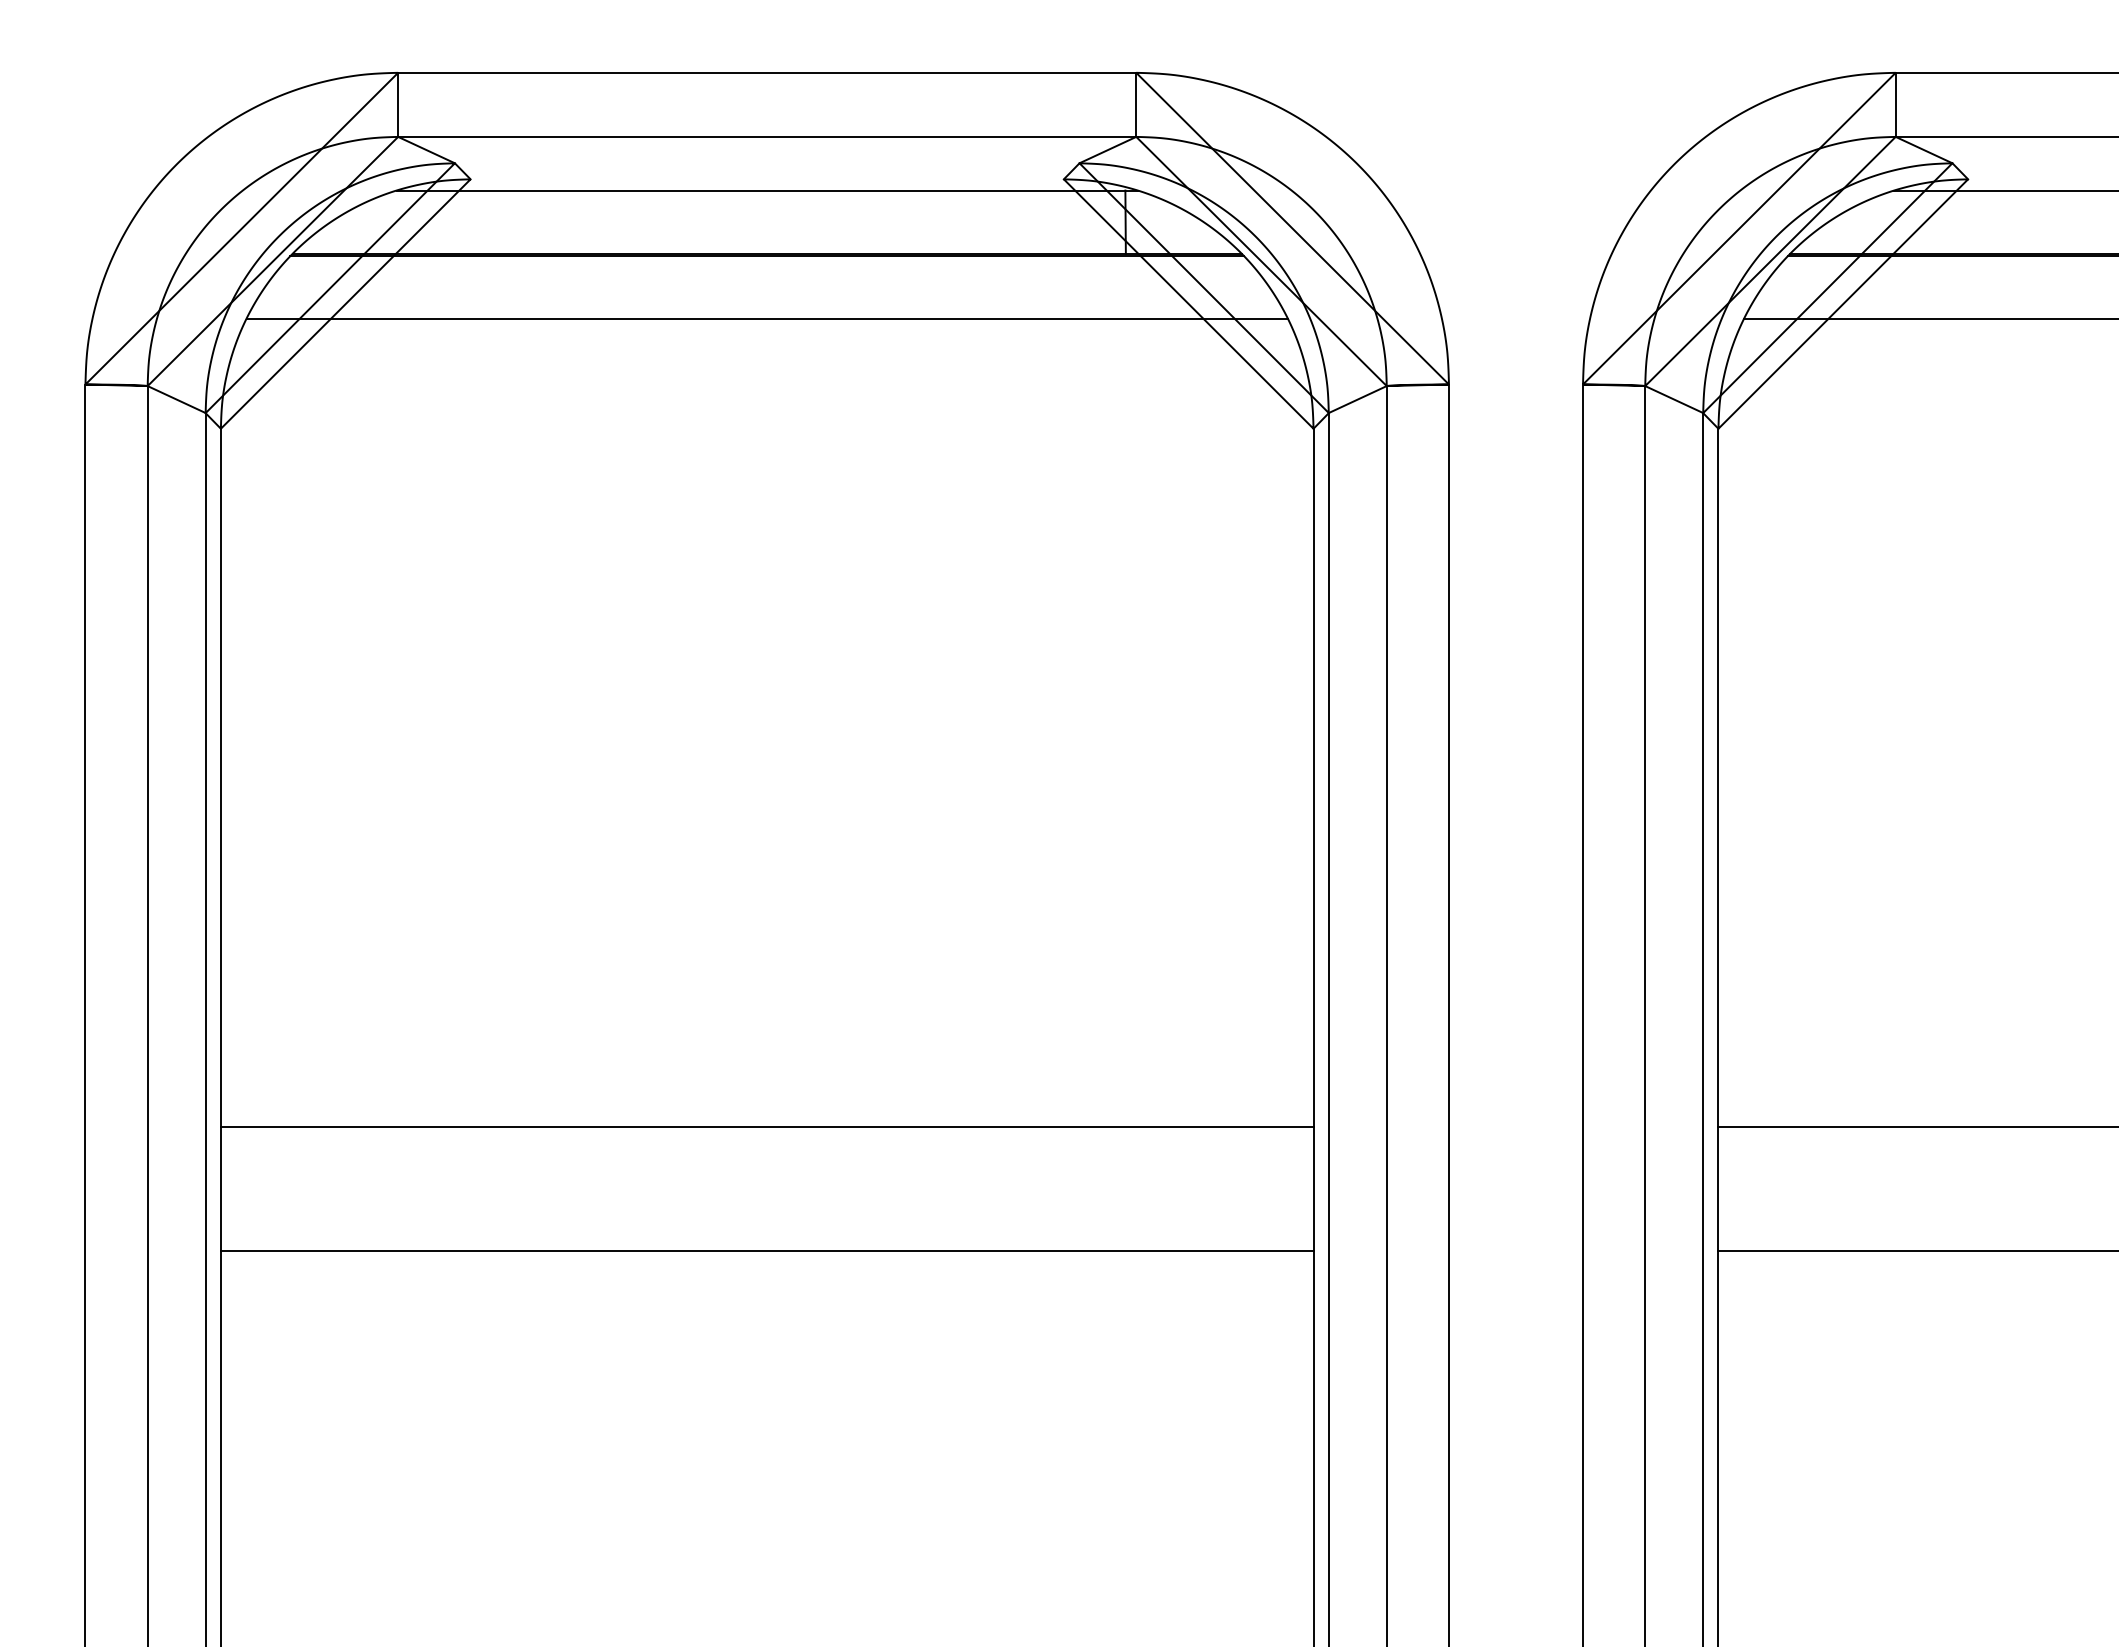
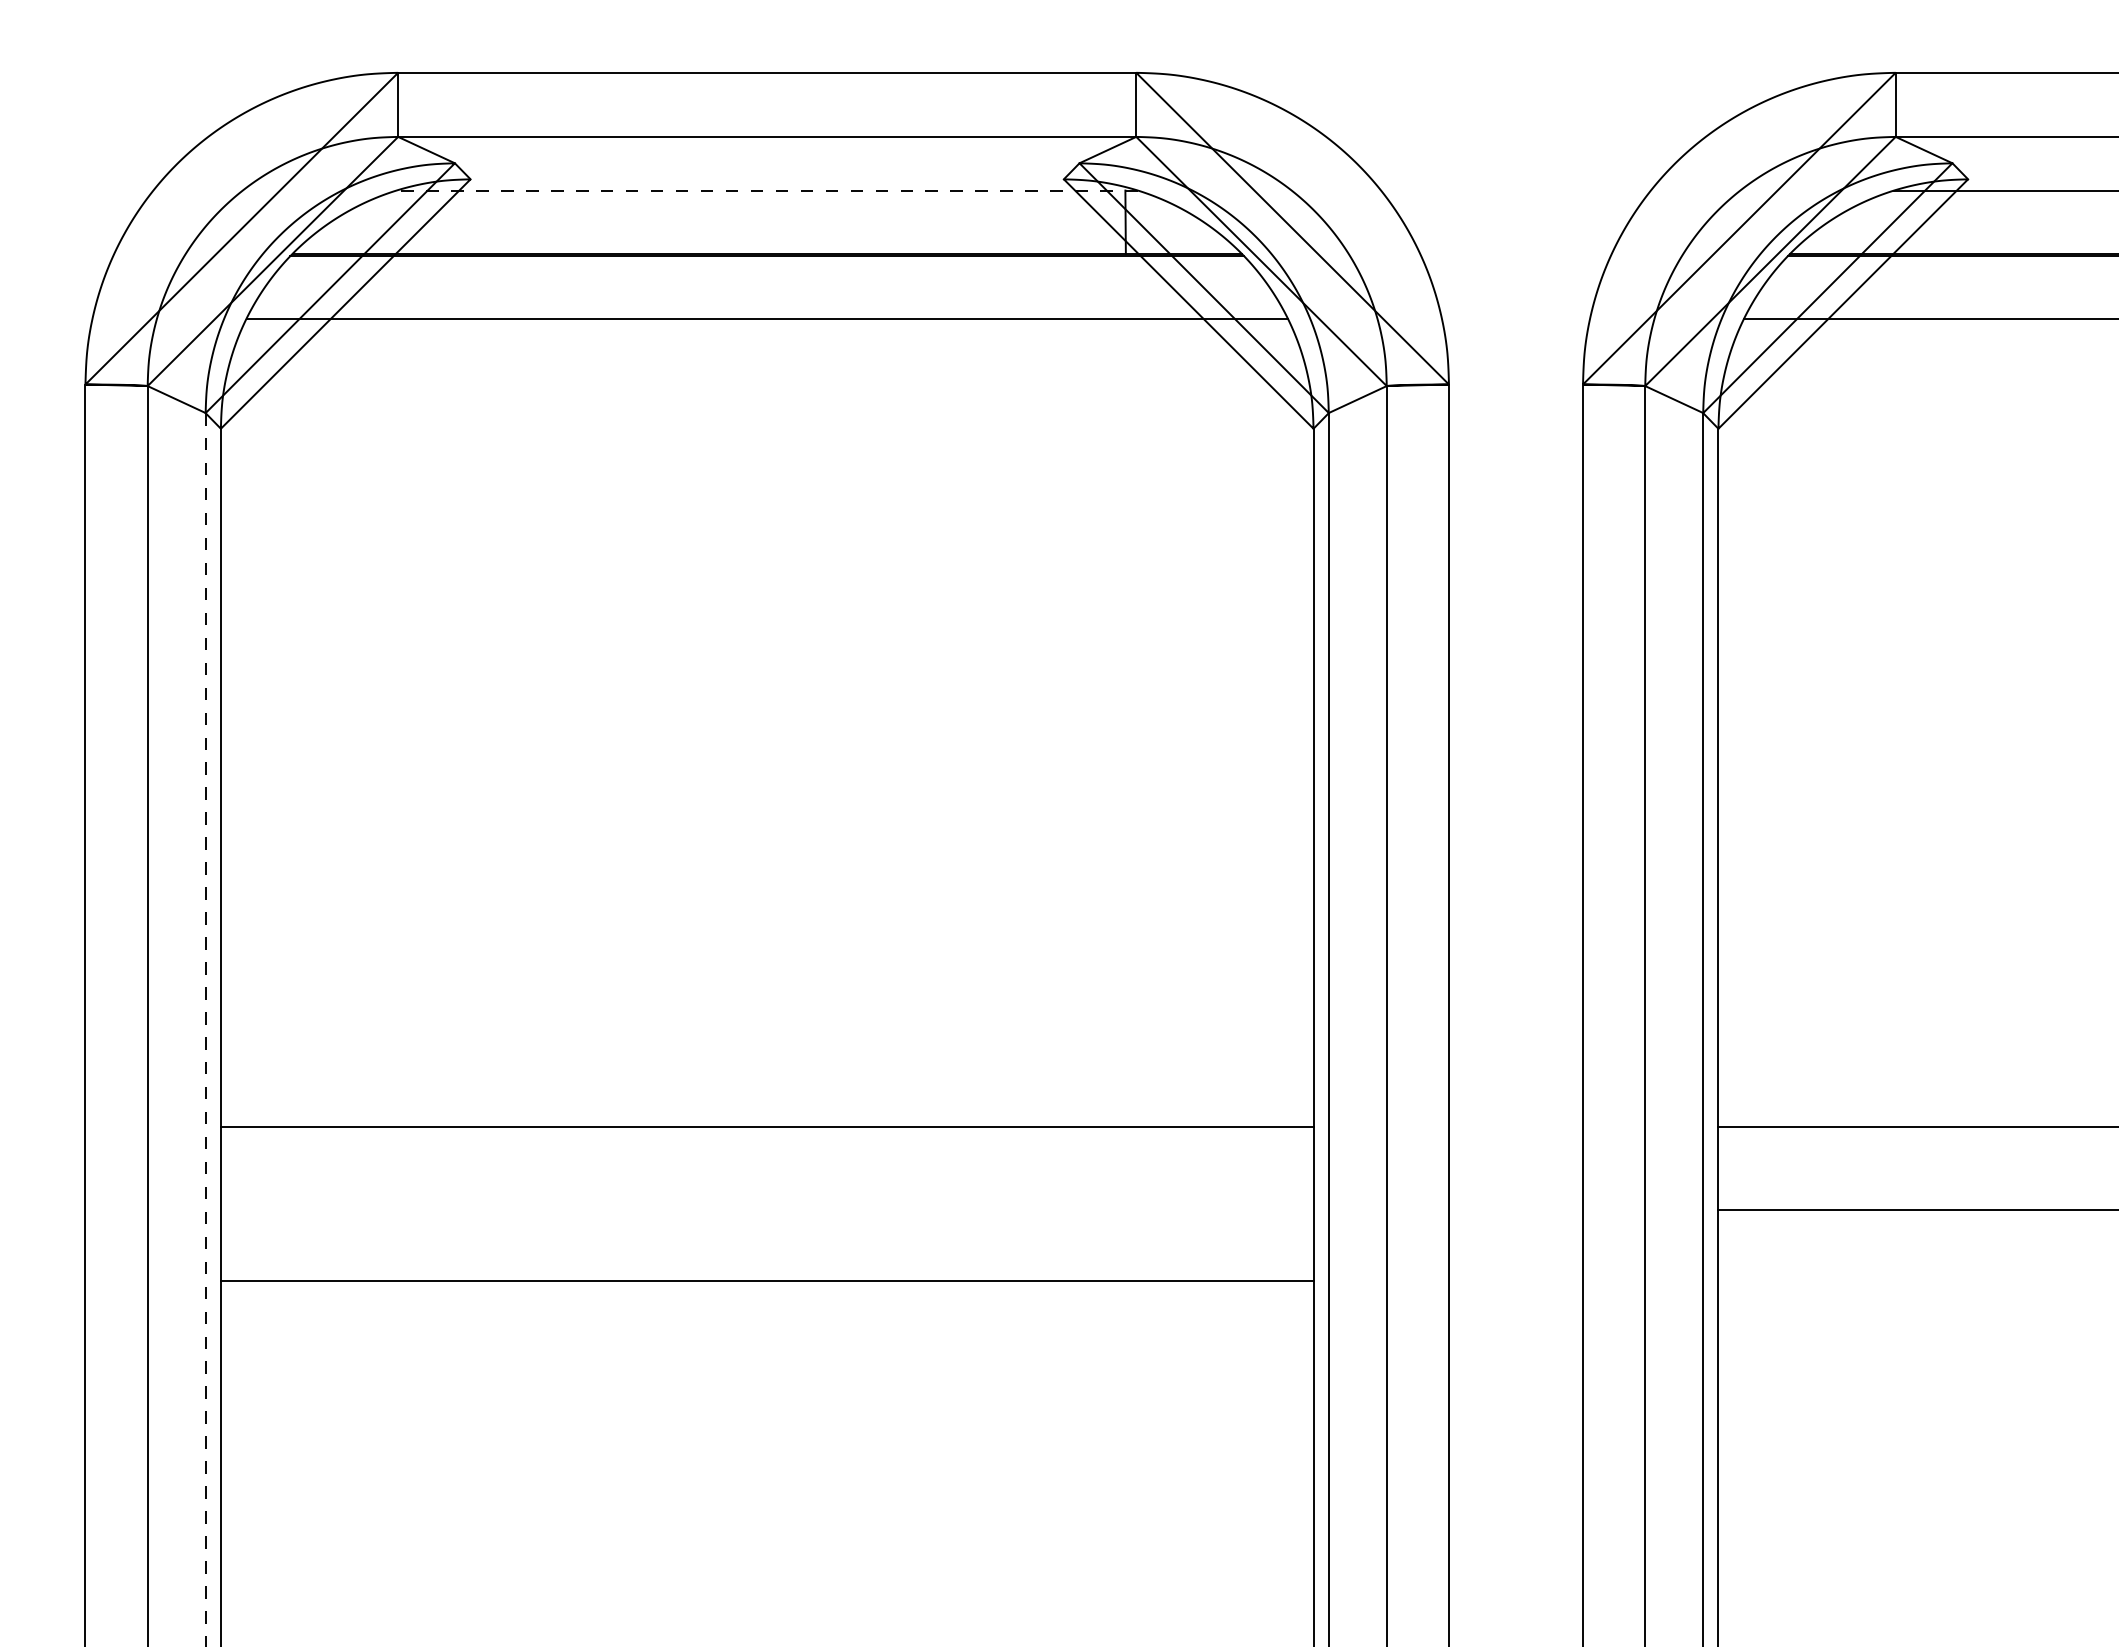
line: solid -> dashed (766, 190)
line: solid -> dashed (205, 1030)
line position: (766, 1251) -> (766, 1281) (766, 1281)
line position: (1916, 1251) -> (1916, 1210) (1916, 1210)
